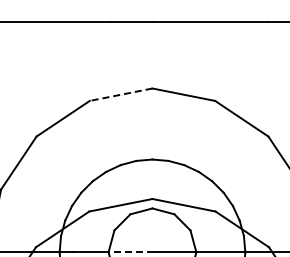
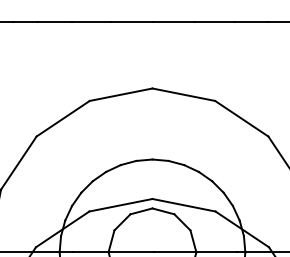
line: dashed -> solid (121, 94)
line: dashed -> solid (131, 252)
